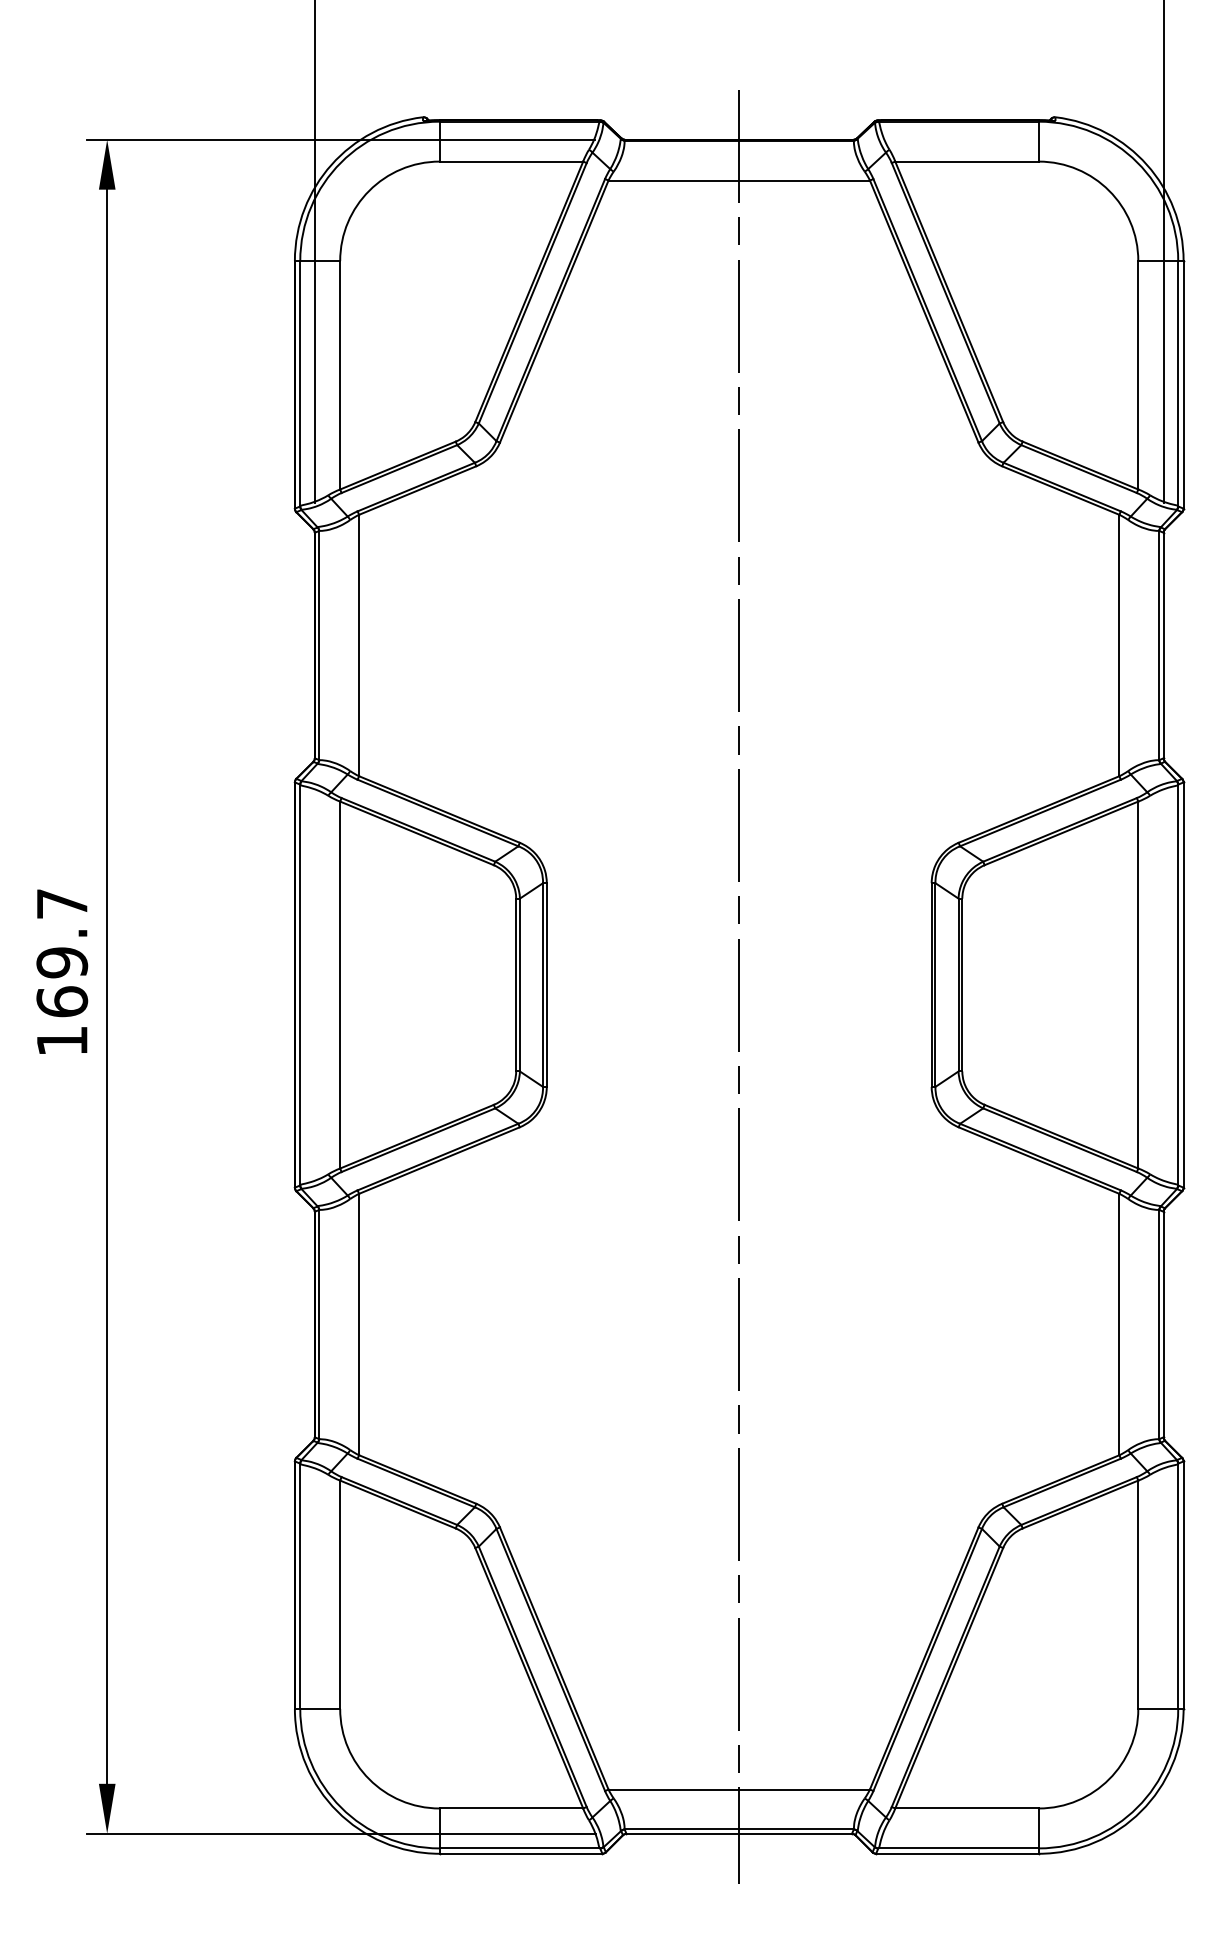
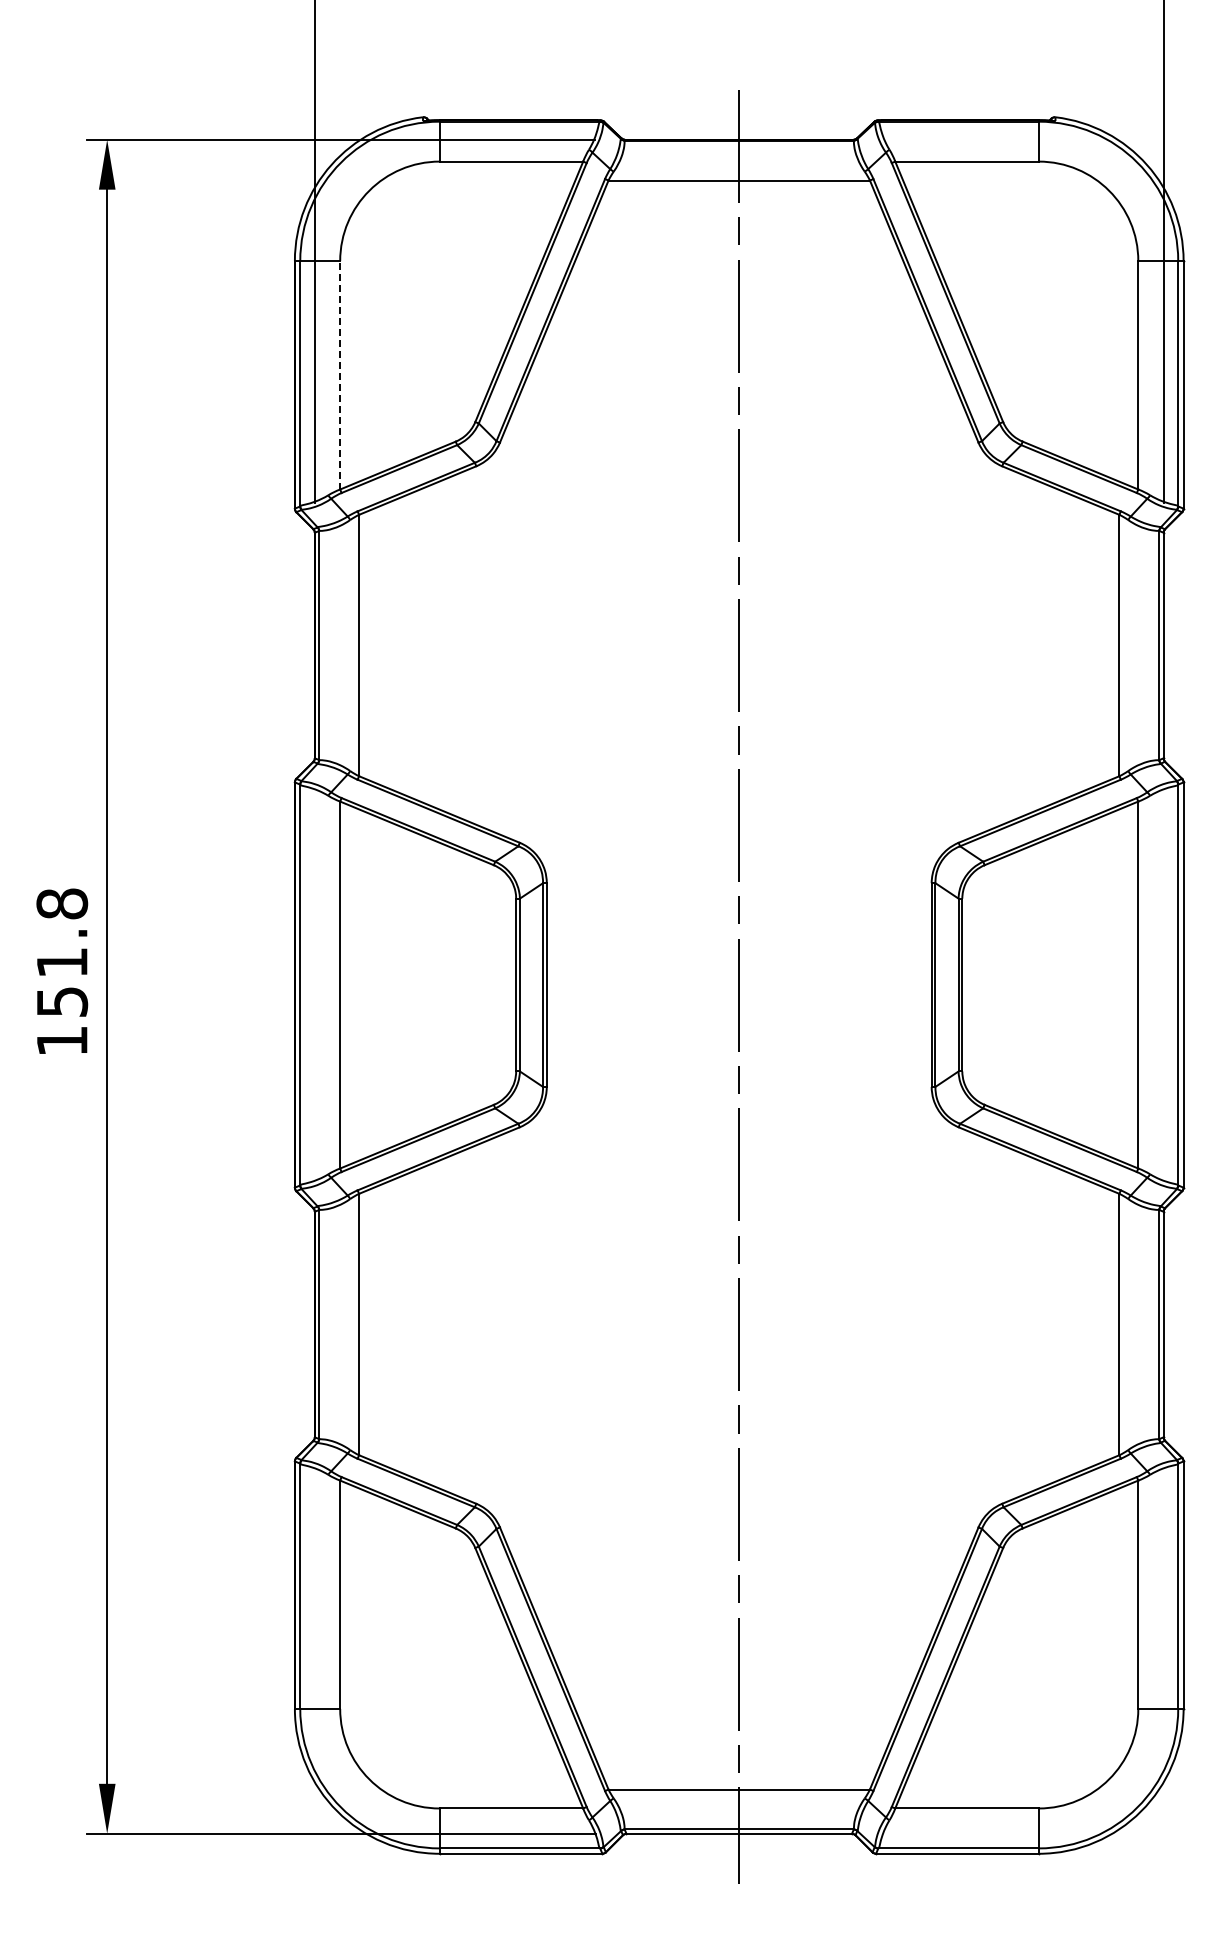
line: solid -> dashed (340, 374)
text: 169.7 -> 151.8 (62, 952)
